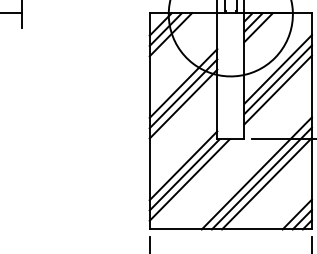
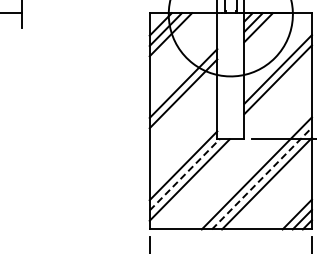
line: present -> none (277, 89)
line: present -> none (183, 103)
line: solid -> dashed (184, 174)
line: solid -> dashed (262, 178)
